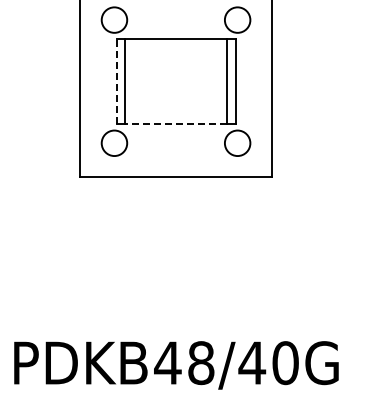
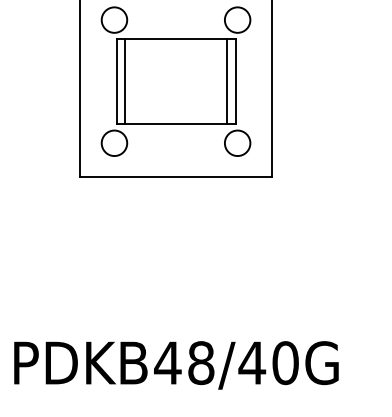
line: dashed -> solid (116, 81)
line: dashed -> solid (176, 124)
